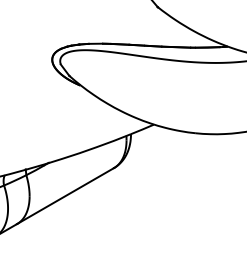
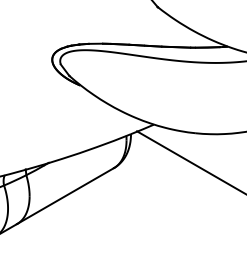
line: none -> present (190, 161)
